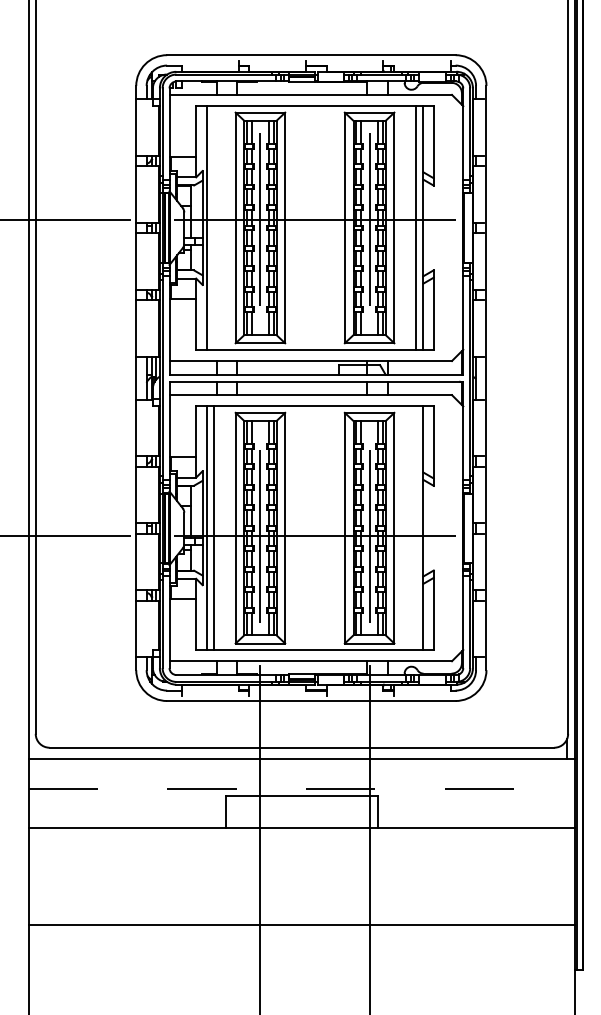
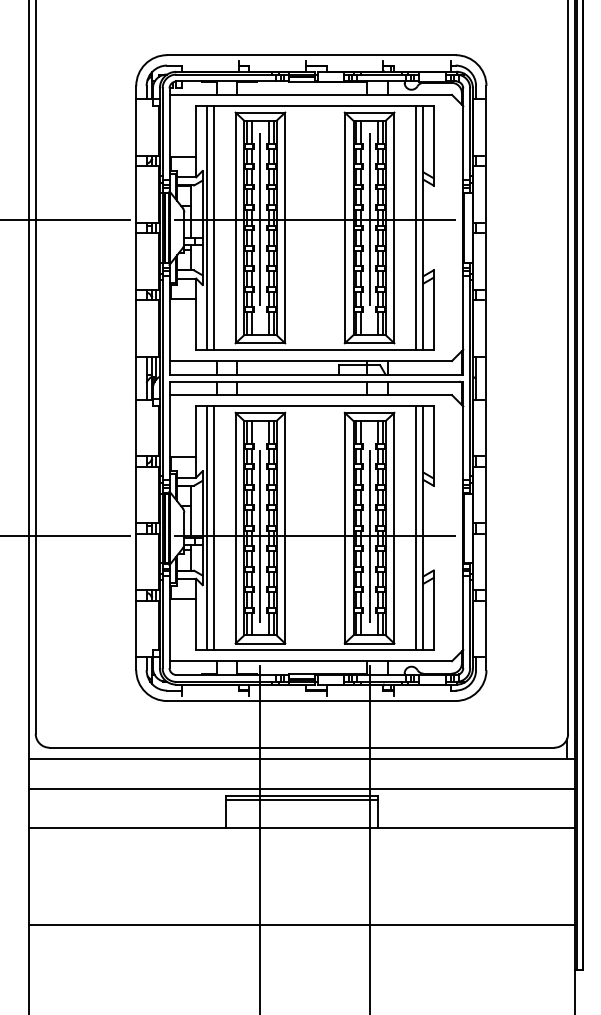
line: none -> present (213, 227)
line: none -> present (416, 528)
line: dashed -> solid (302, 788)
line: none -> present (301, 800)
